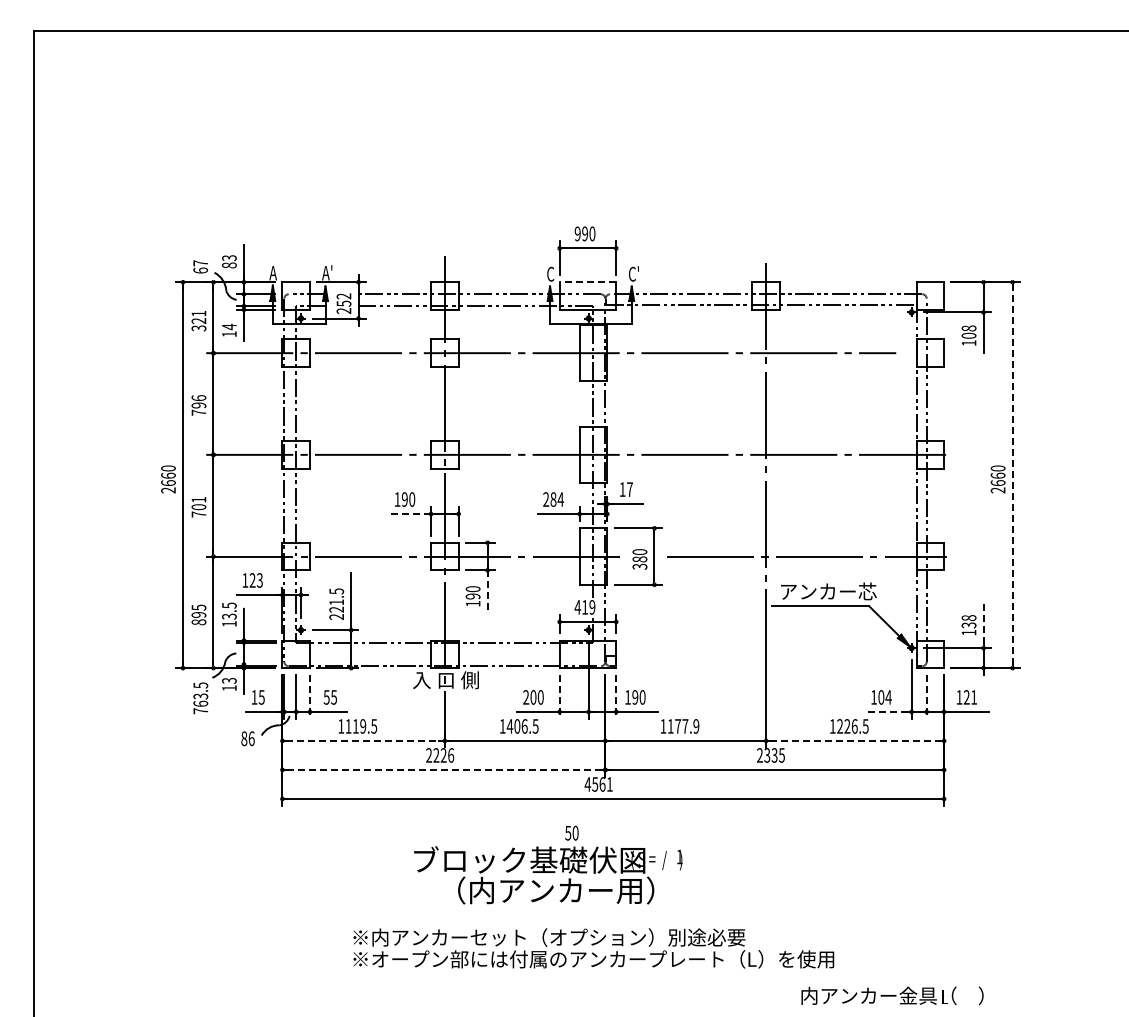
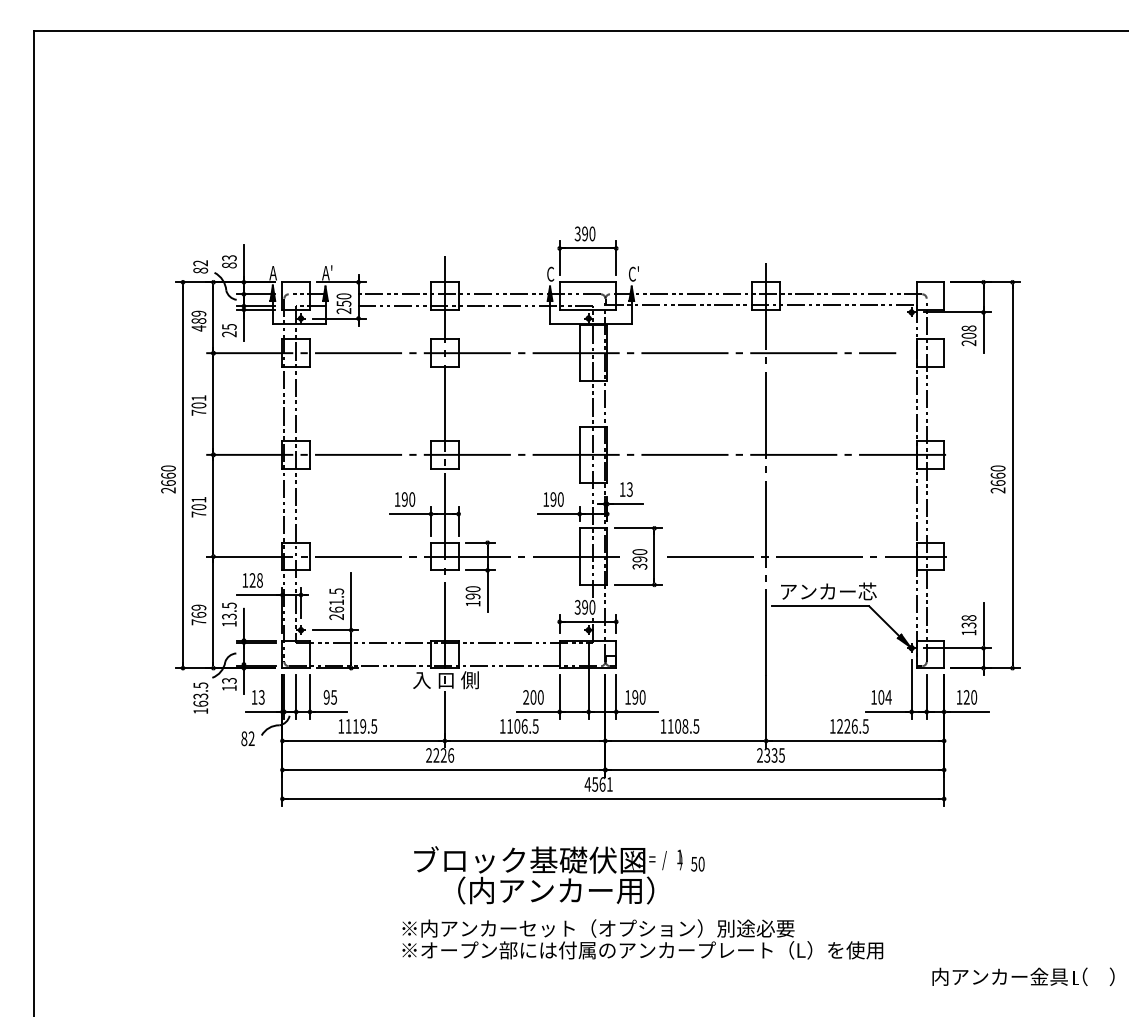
text: 990 -> 390 (577, 233)
text: 67 -> 82 (200, 266)
line: dashed -> solid (587, 282)
text: 252 -> 250 (343, 296)
text: 321 -> 489 (198, 320)
text: 14 -> 25 (229, 330)
text: 108 -> 208 (968, 343)
text: 796 -> 701 (198, 401)
line: dashed -> solid (1012, 474)
text: 17 -> 13 (629, 489)
text: 284 -> 190 (553, 499)
line: dashed -> solid (410, 514)
text: 380 -> 390 (639, 559)
text: 123 -> 128 (259, 580)
line: dashed -> solid (487, 591)
text: 419 -> 390 (584, 606)
text: 221.5 -> 261.5 (336, 609)
text: 895 -> 769 (198, 614)
line: dashed -> solid (983, 623)
text: 15 -> 13 (261, 696)
line: dashed -> solid (310, 697)
text: 55 -> 95 (326, 697)
line: dashed -> solid (559, 697)
line: dashed -> solid (616, 697)
line: dashed -> solid (926, 697)
text: 121 -> 120 (974, 697)
text: 763.5 -> 163.5 (200, 711)
line: dashed -> solid (886, 711)
text: 1406.5 -> 1106.5 (509, 726)
text: 1177.9 -> 1108.5 (687, 726)
text: 86 -> 82 (251, 738)
line: dashed -> solid (363, 740)
line: dashed -> solid (855, 740)
line: dashed -> solid (443, 769)
text position: (571, 832) -> (697, 863) (697, 863)
text position: (593, 948) -> (642, 939) (642, 939)
text position: (892, 995) -> (1023, 976) (1023, 976)
